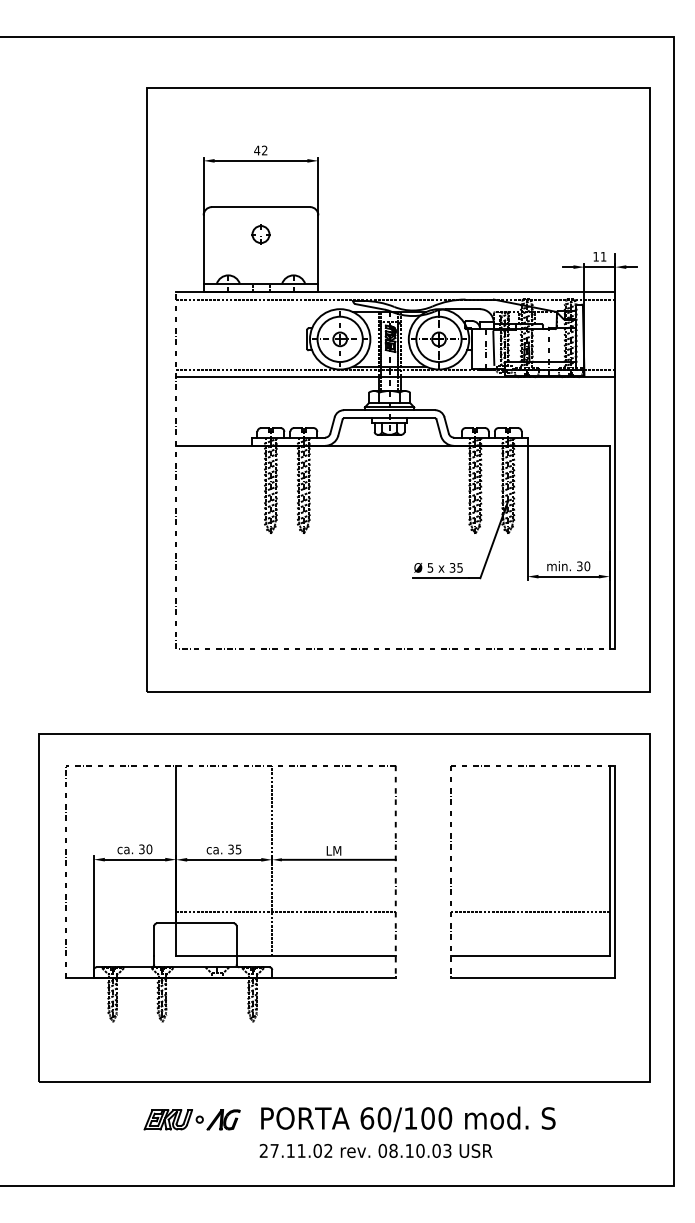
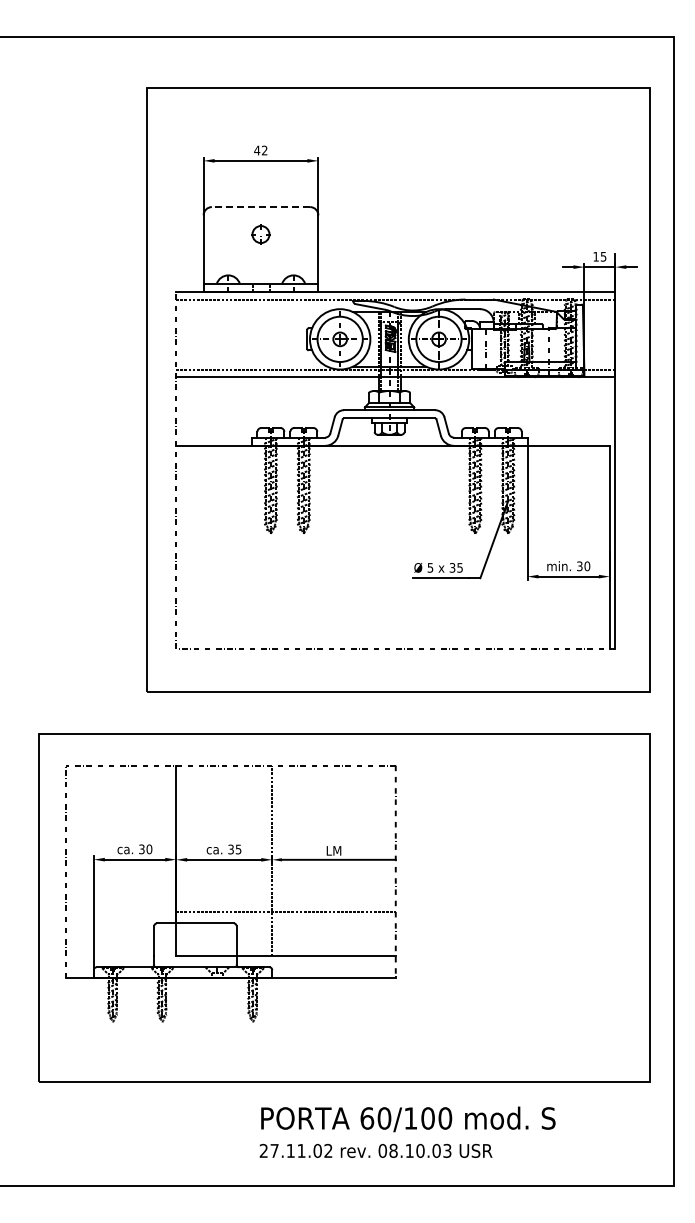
line: solid -> dashed (260, 207)
text: 11 -> 15 (603, 256)
line: present -> none (493, 347)
part: present -> none (531, 911)
part: present -> none (191, 1119)
